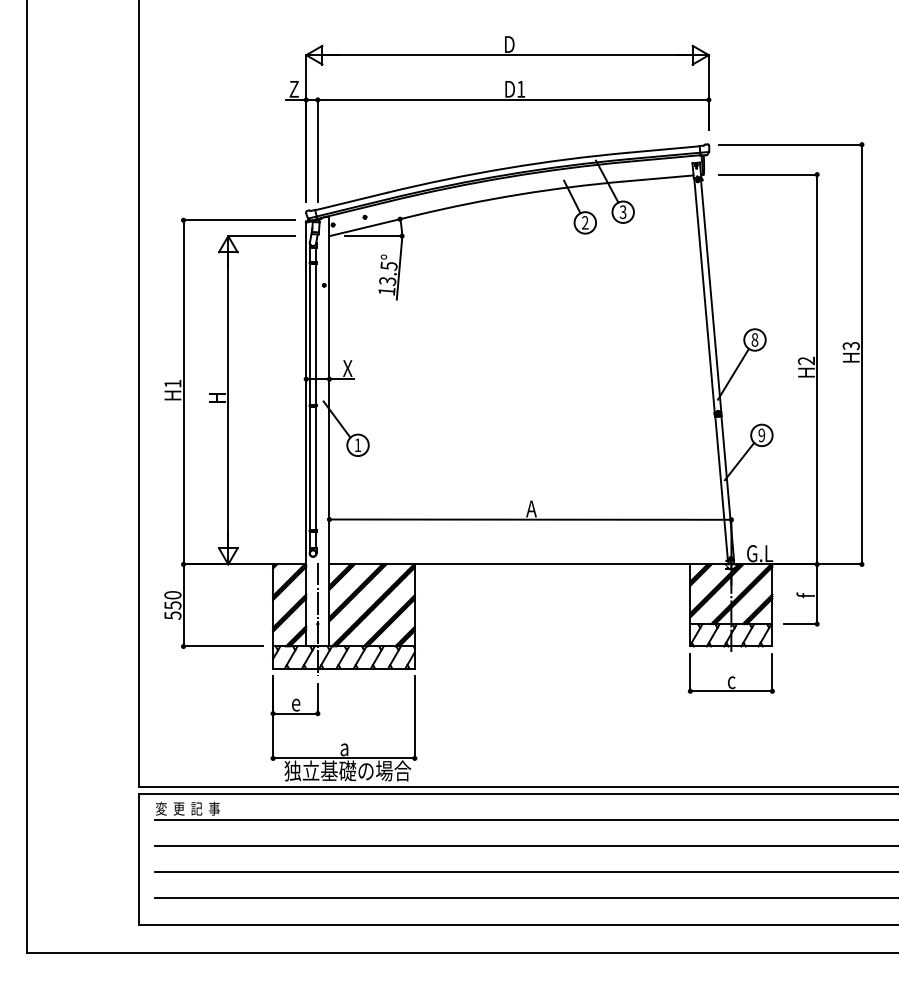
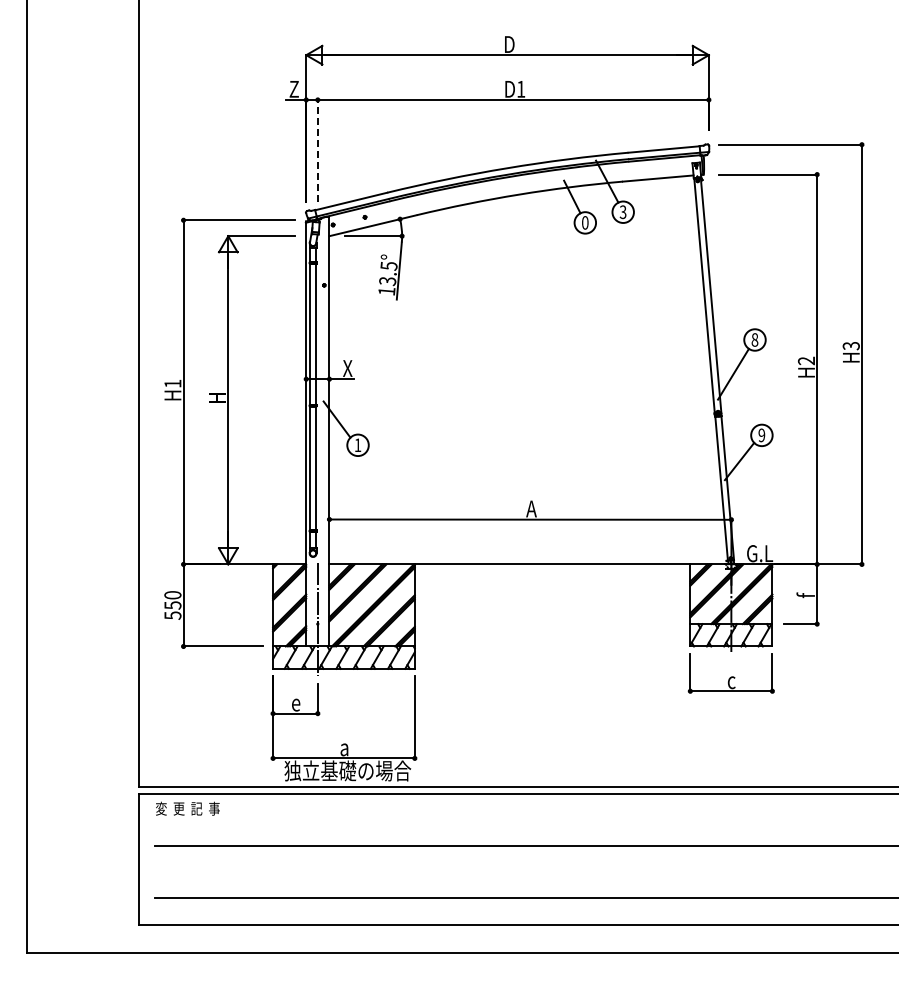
line: solid -> dashed (317, 150)
text: 2 -> 0 (585, 222)
line: present -> none (524, 820)
line: present -> none (524, 872)
